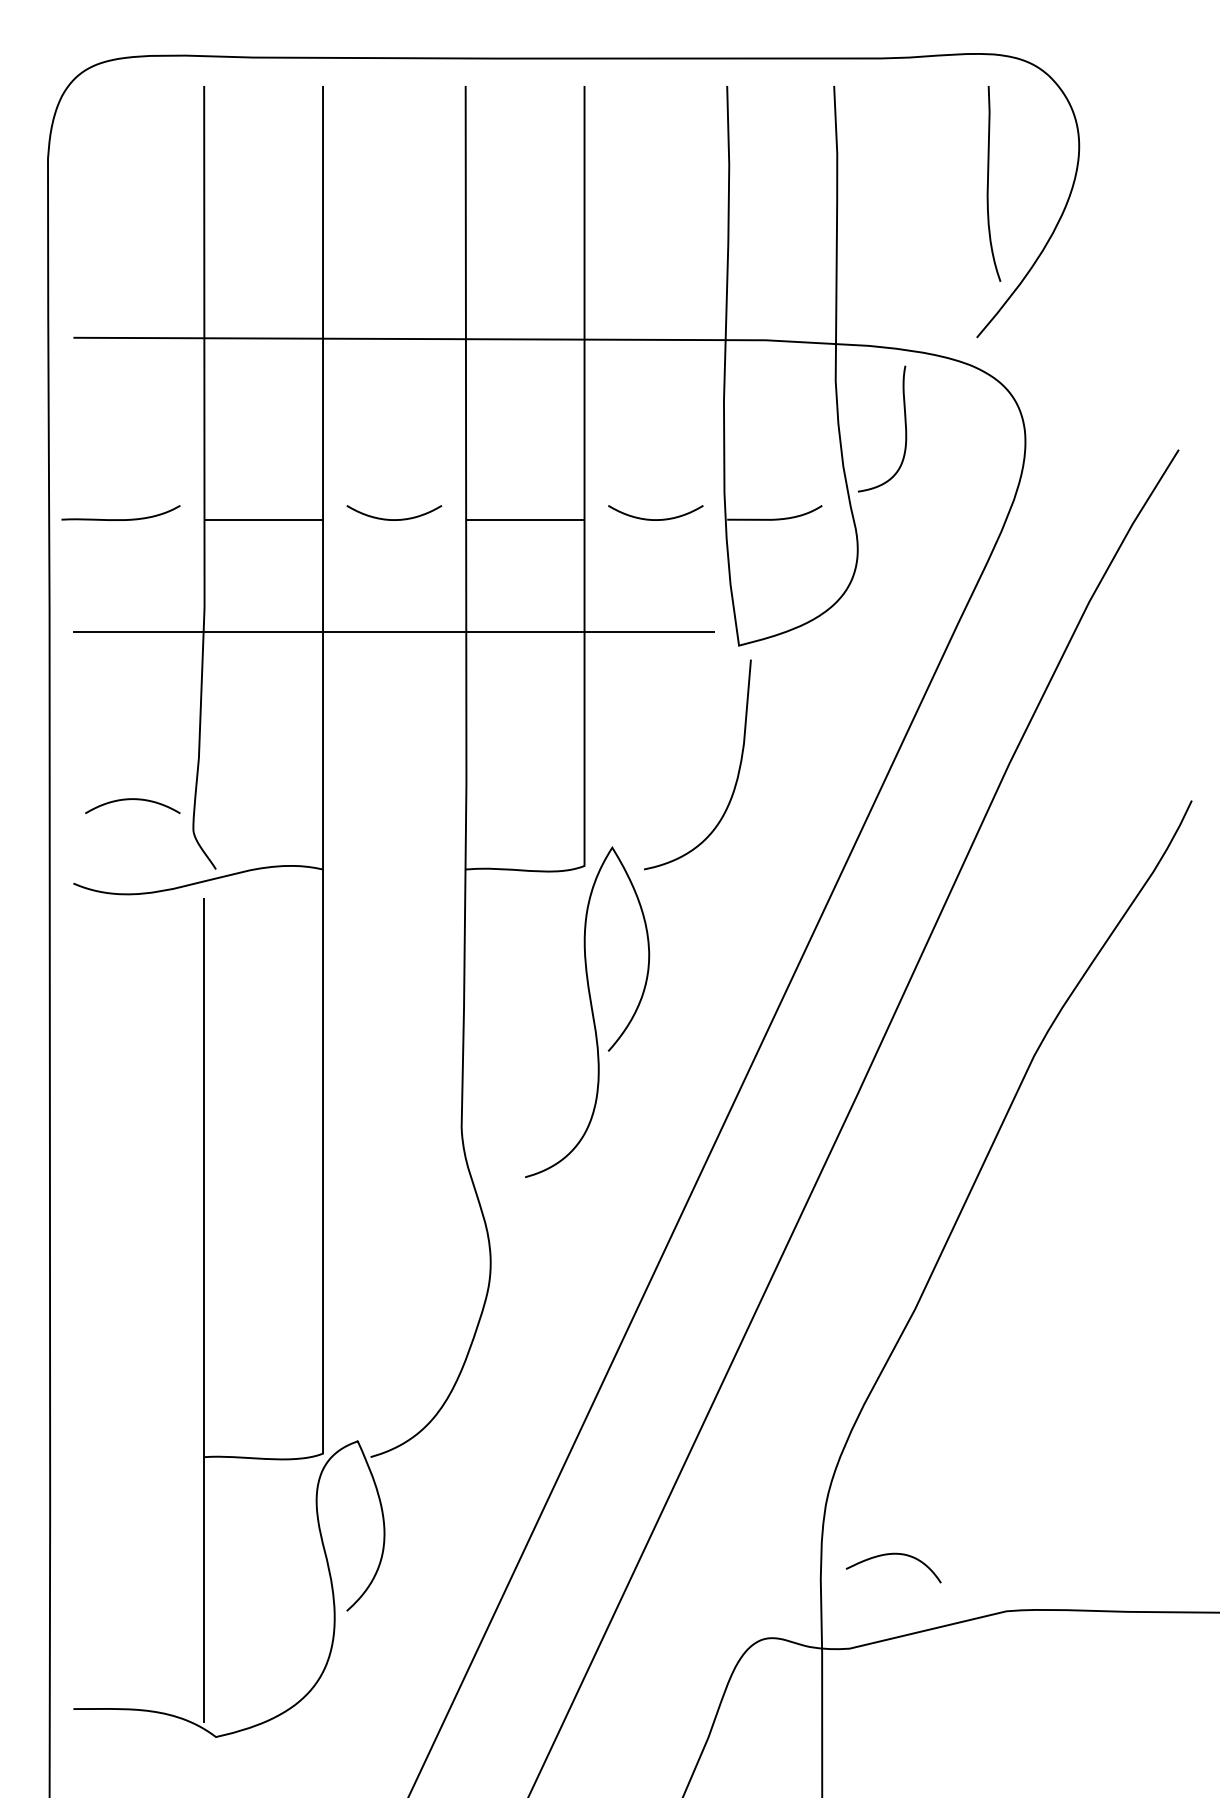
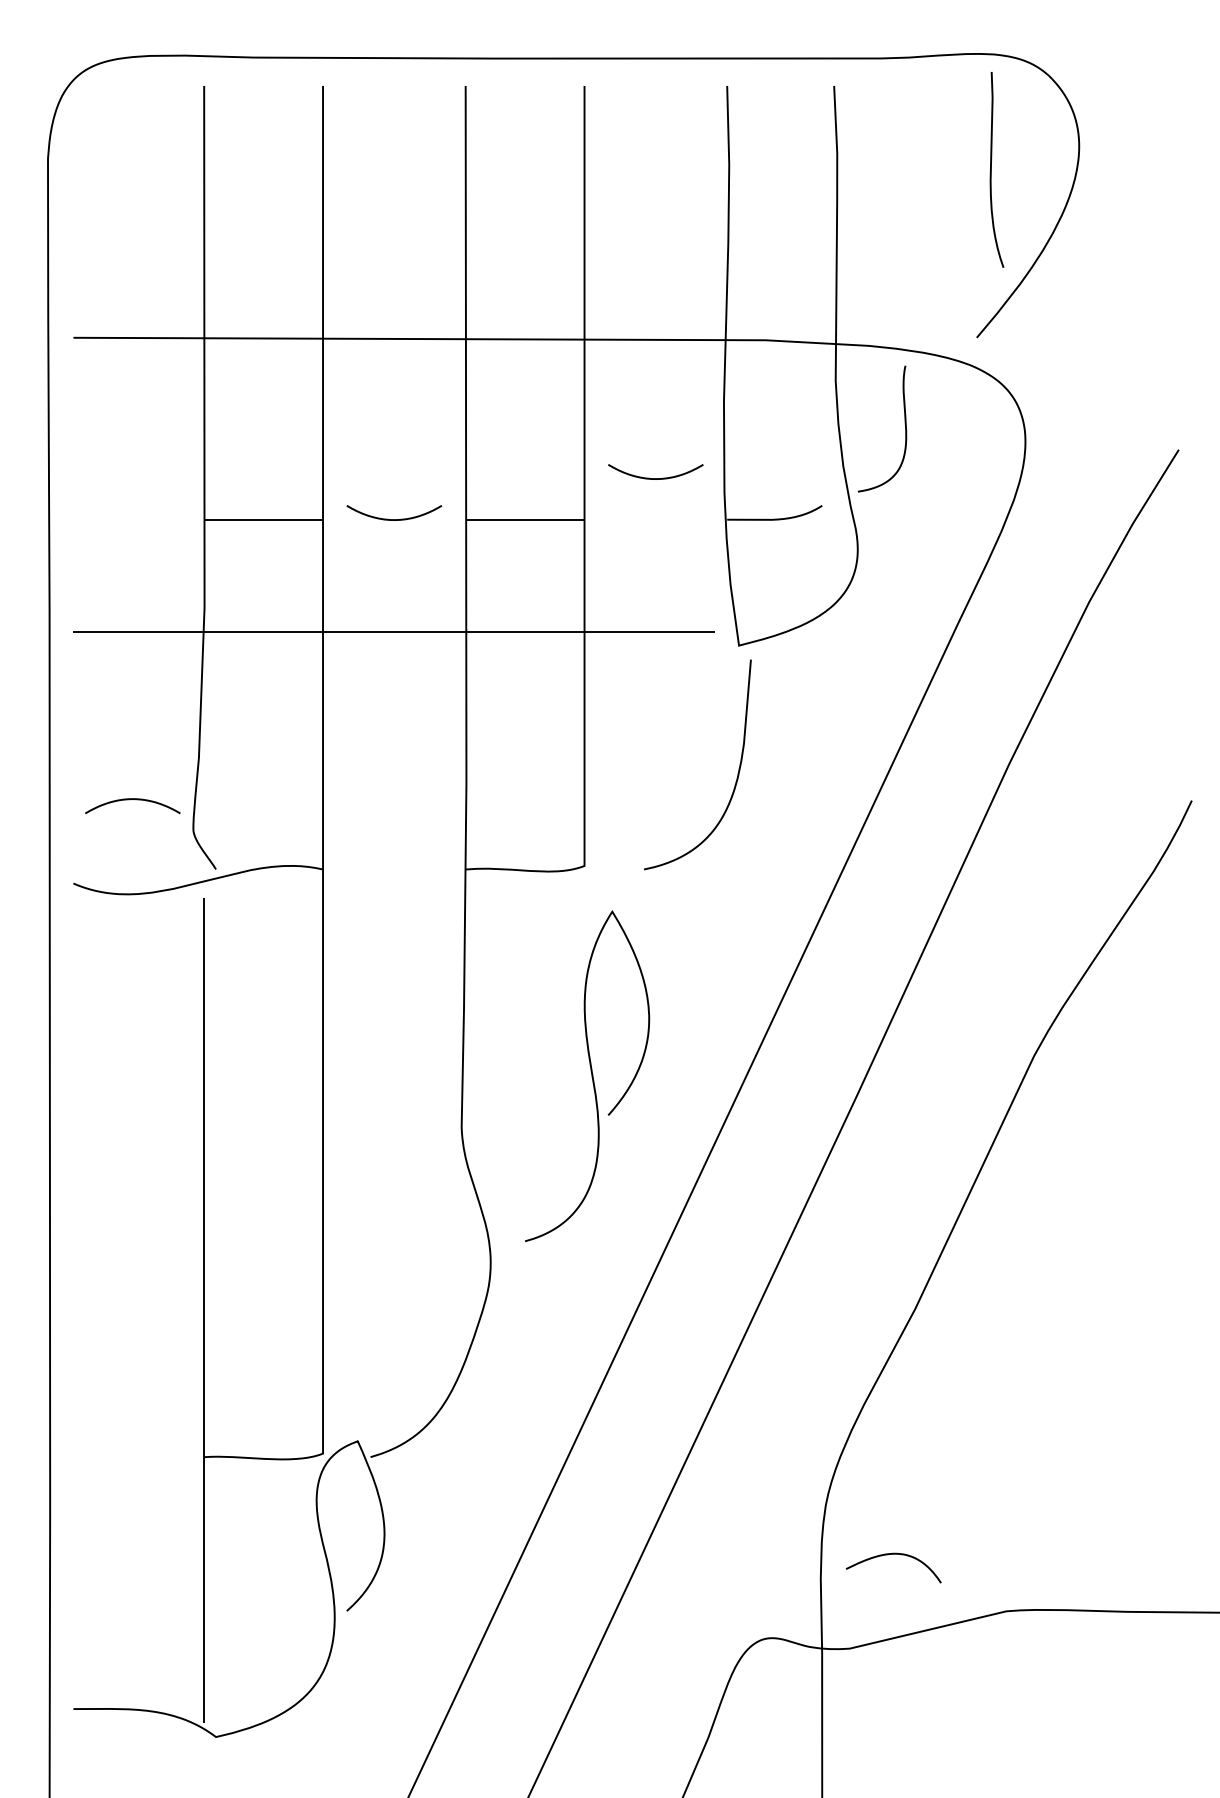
curve position: (988, 183) -> (991, 169) (991, 169)
curve: present -> none (120, 519)
curve position: (655, 519) -> (655, 478) (655, 478)
curve position: (591, 1012) -> (591, 1076) (591, 1076)
